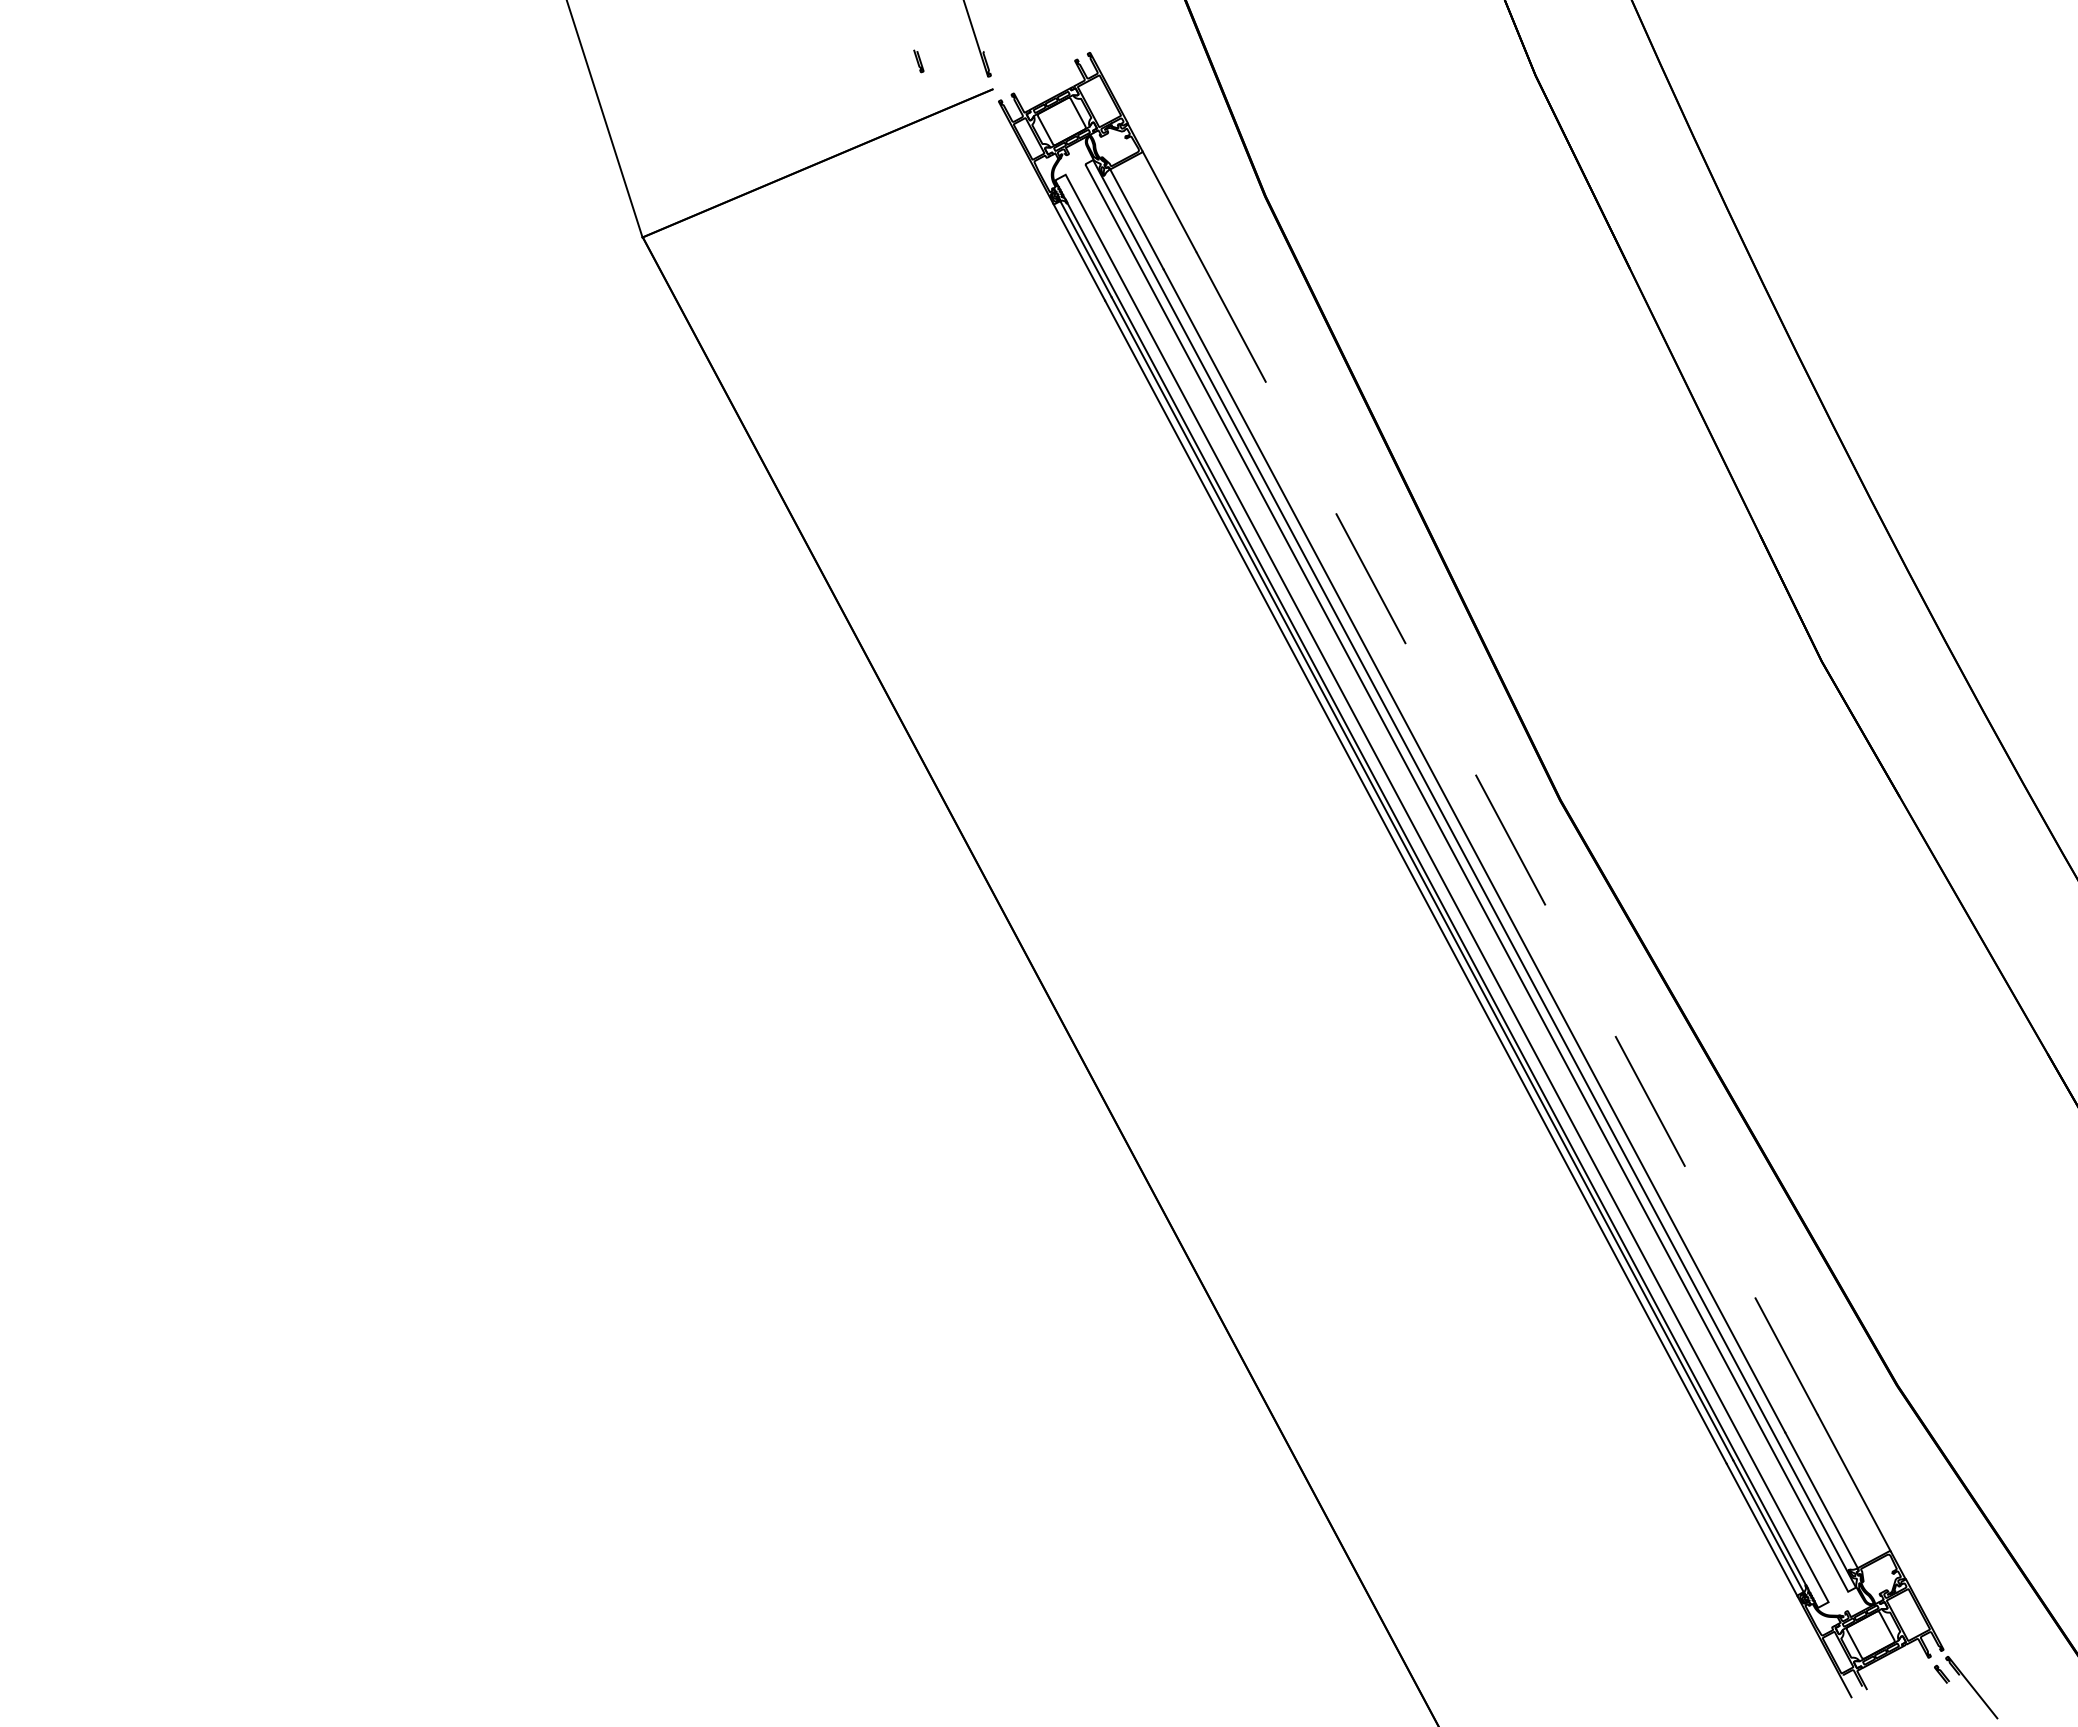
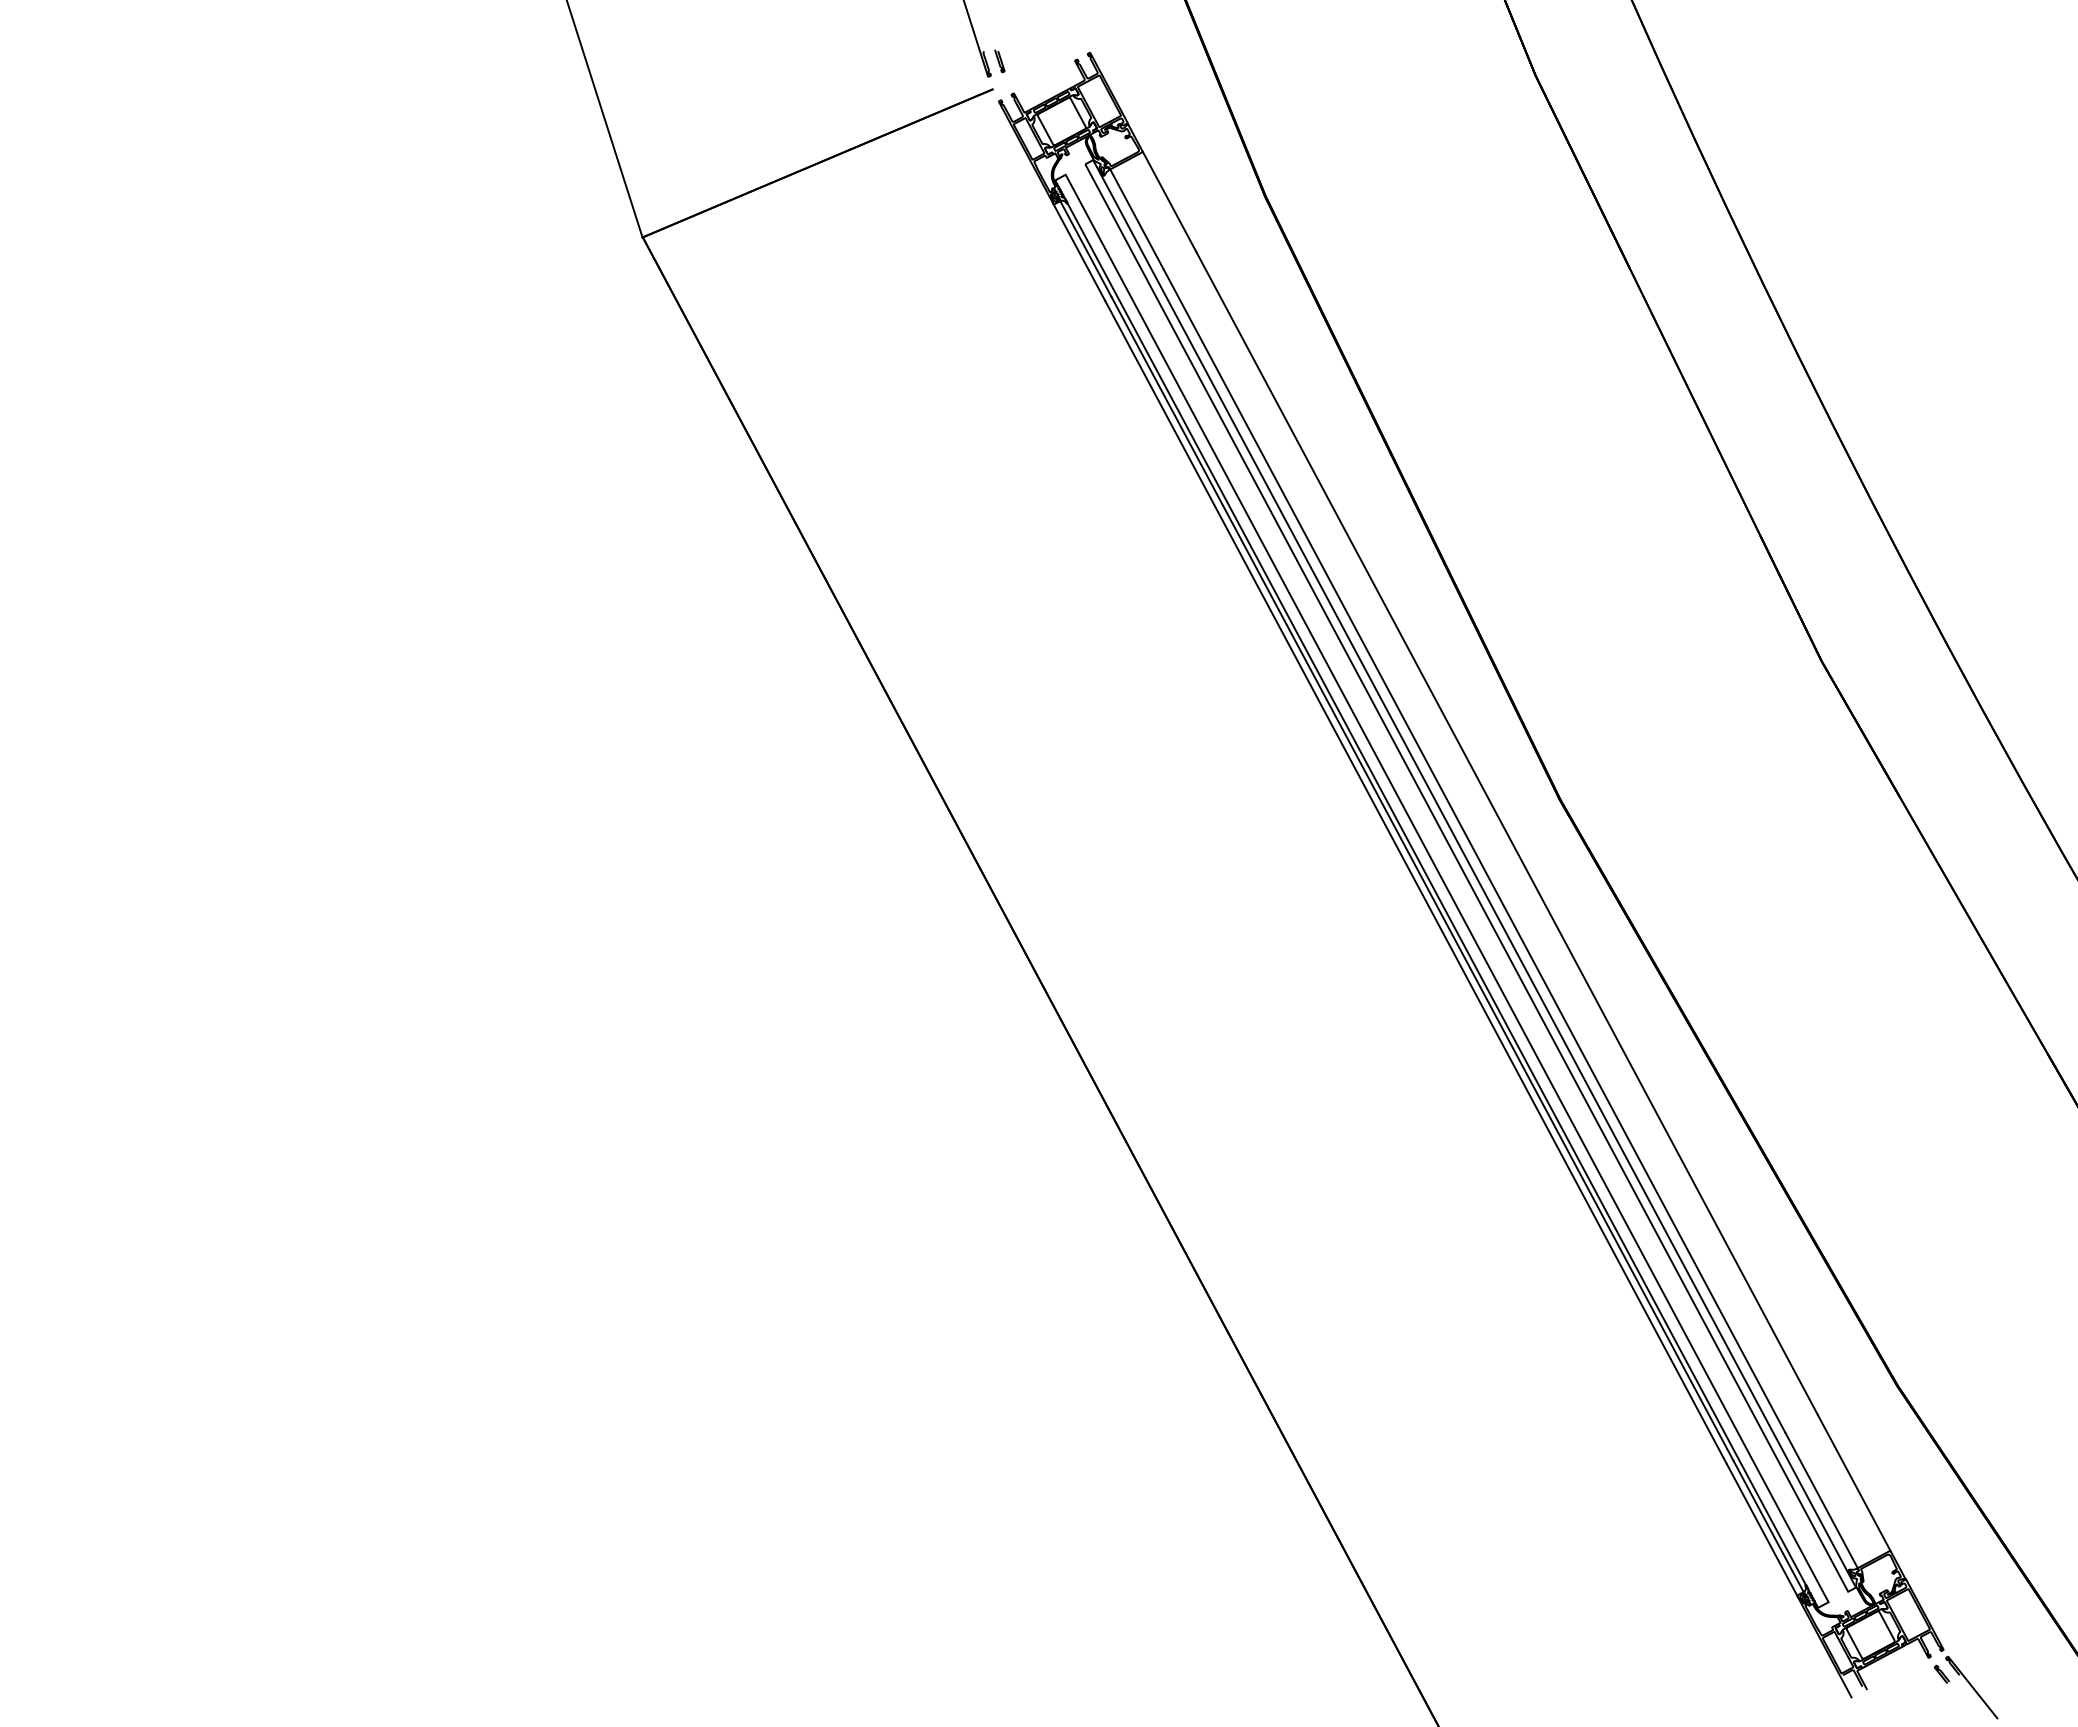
curve position: (918, 61) -> (999, 61) (999, 61)
line: dashed -> solid (1507, 833)
